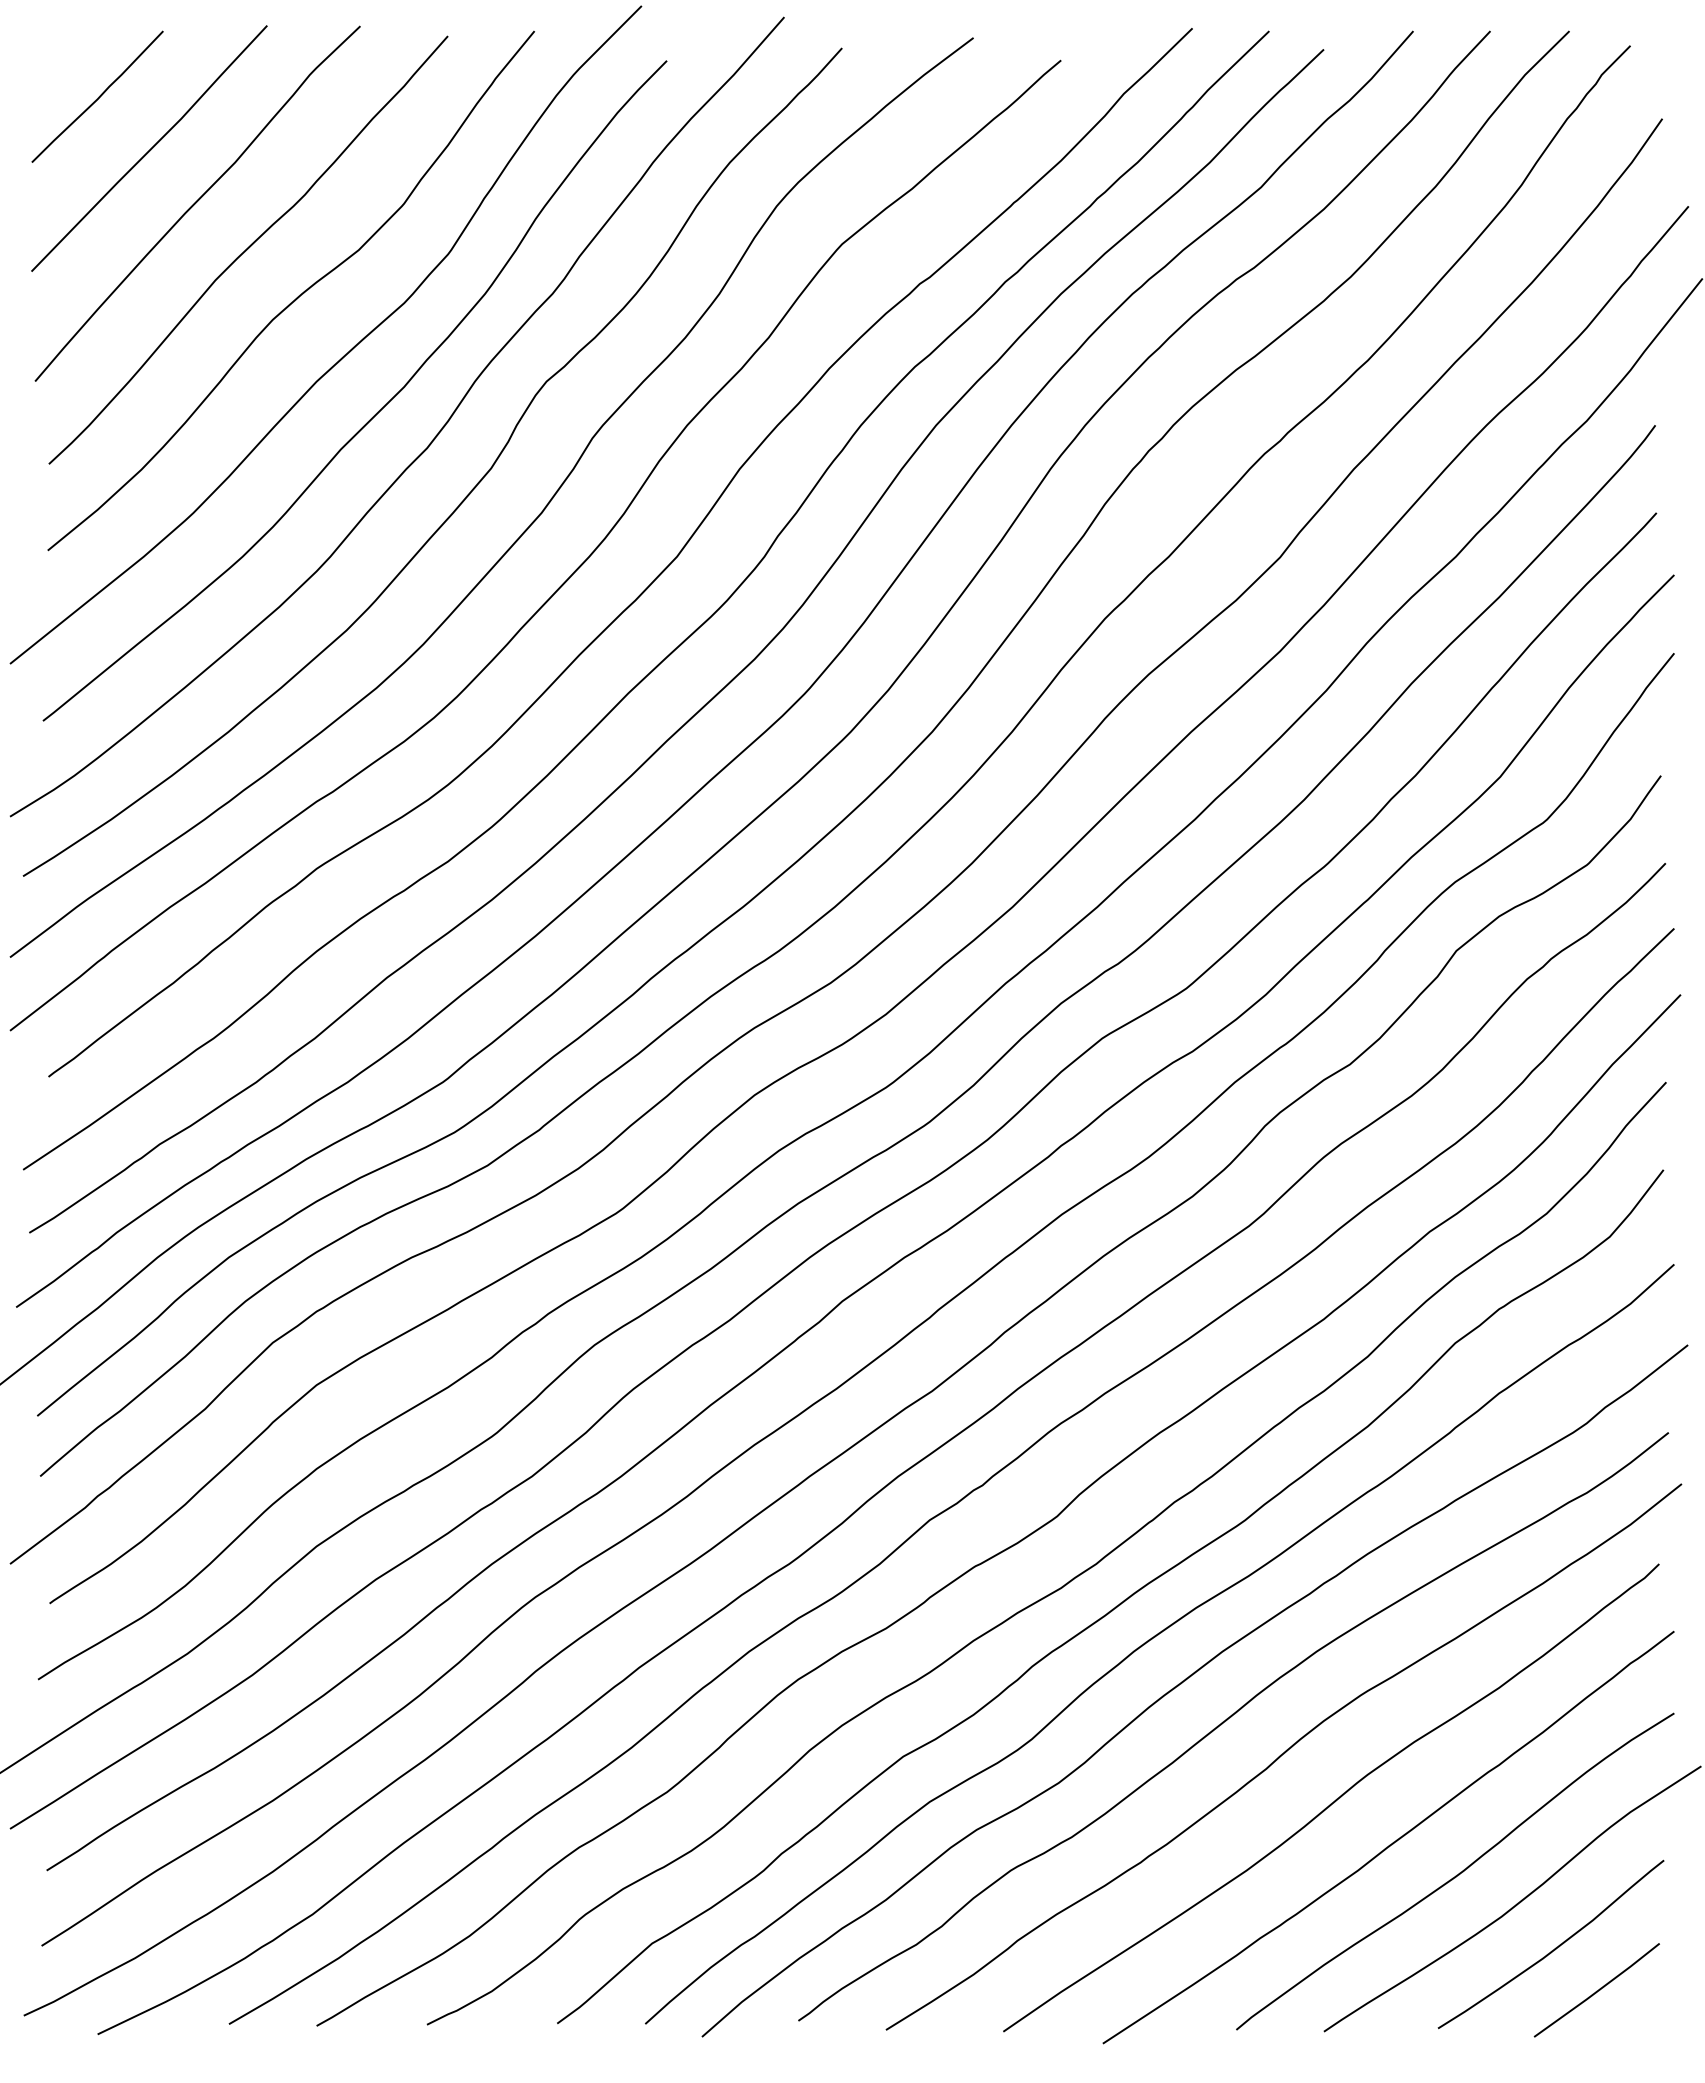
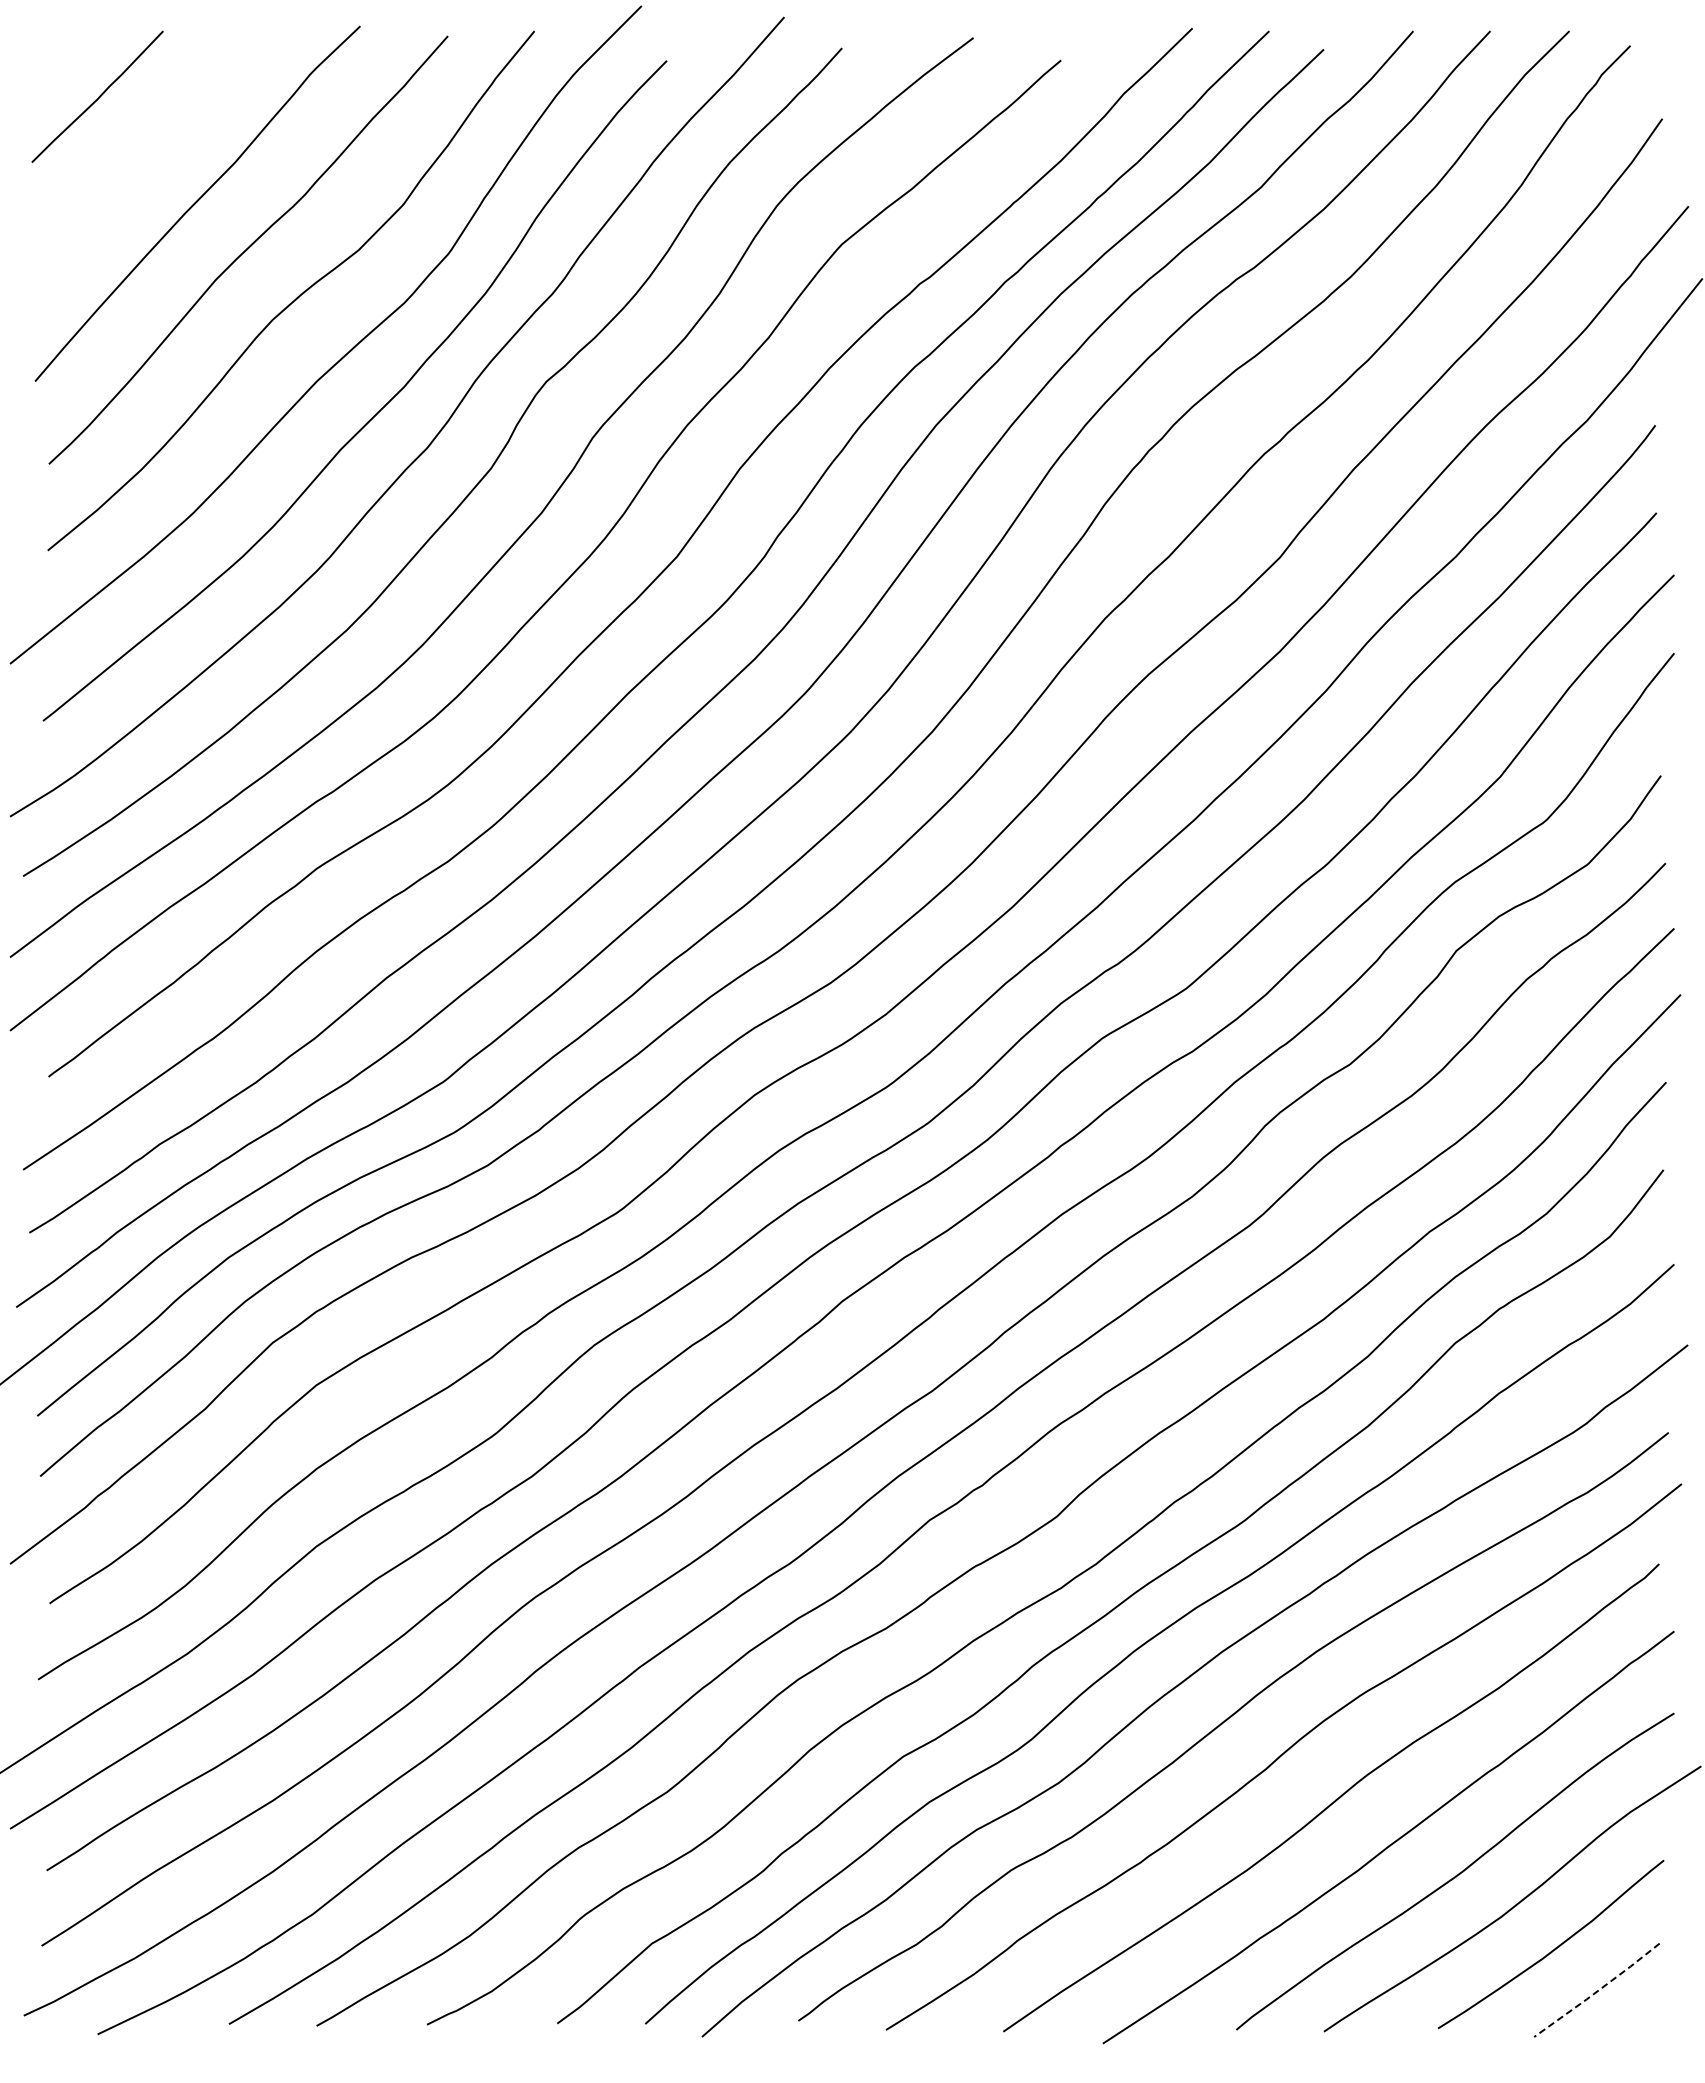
line: present -> none (150, 148)
line: solid -> dashed (1597, 1991)
